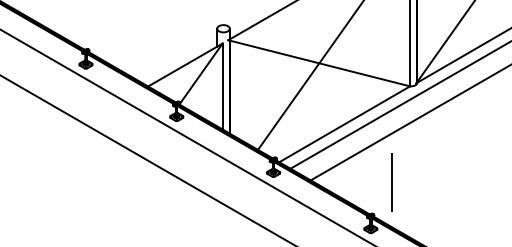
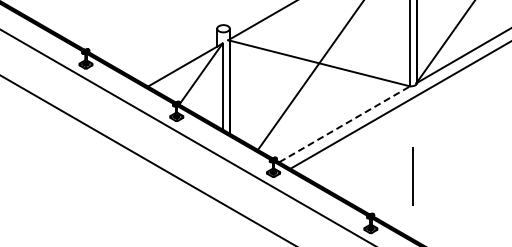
line: present -> none (409, 123)
line: solid -> dashed (344, 124)
line position: (391, 182) -> (412, 176) (412, 176)
